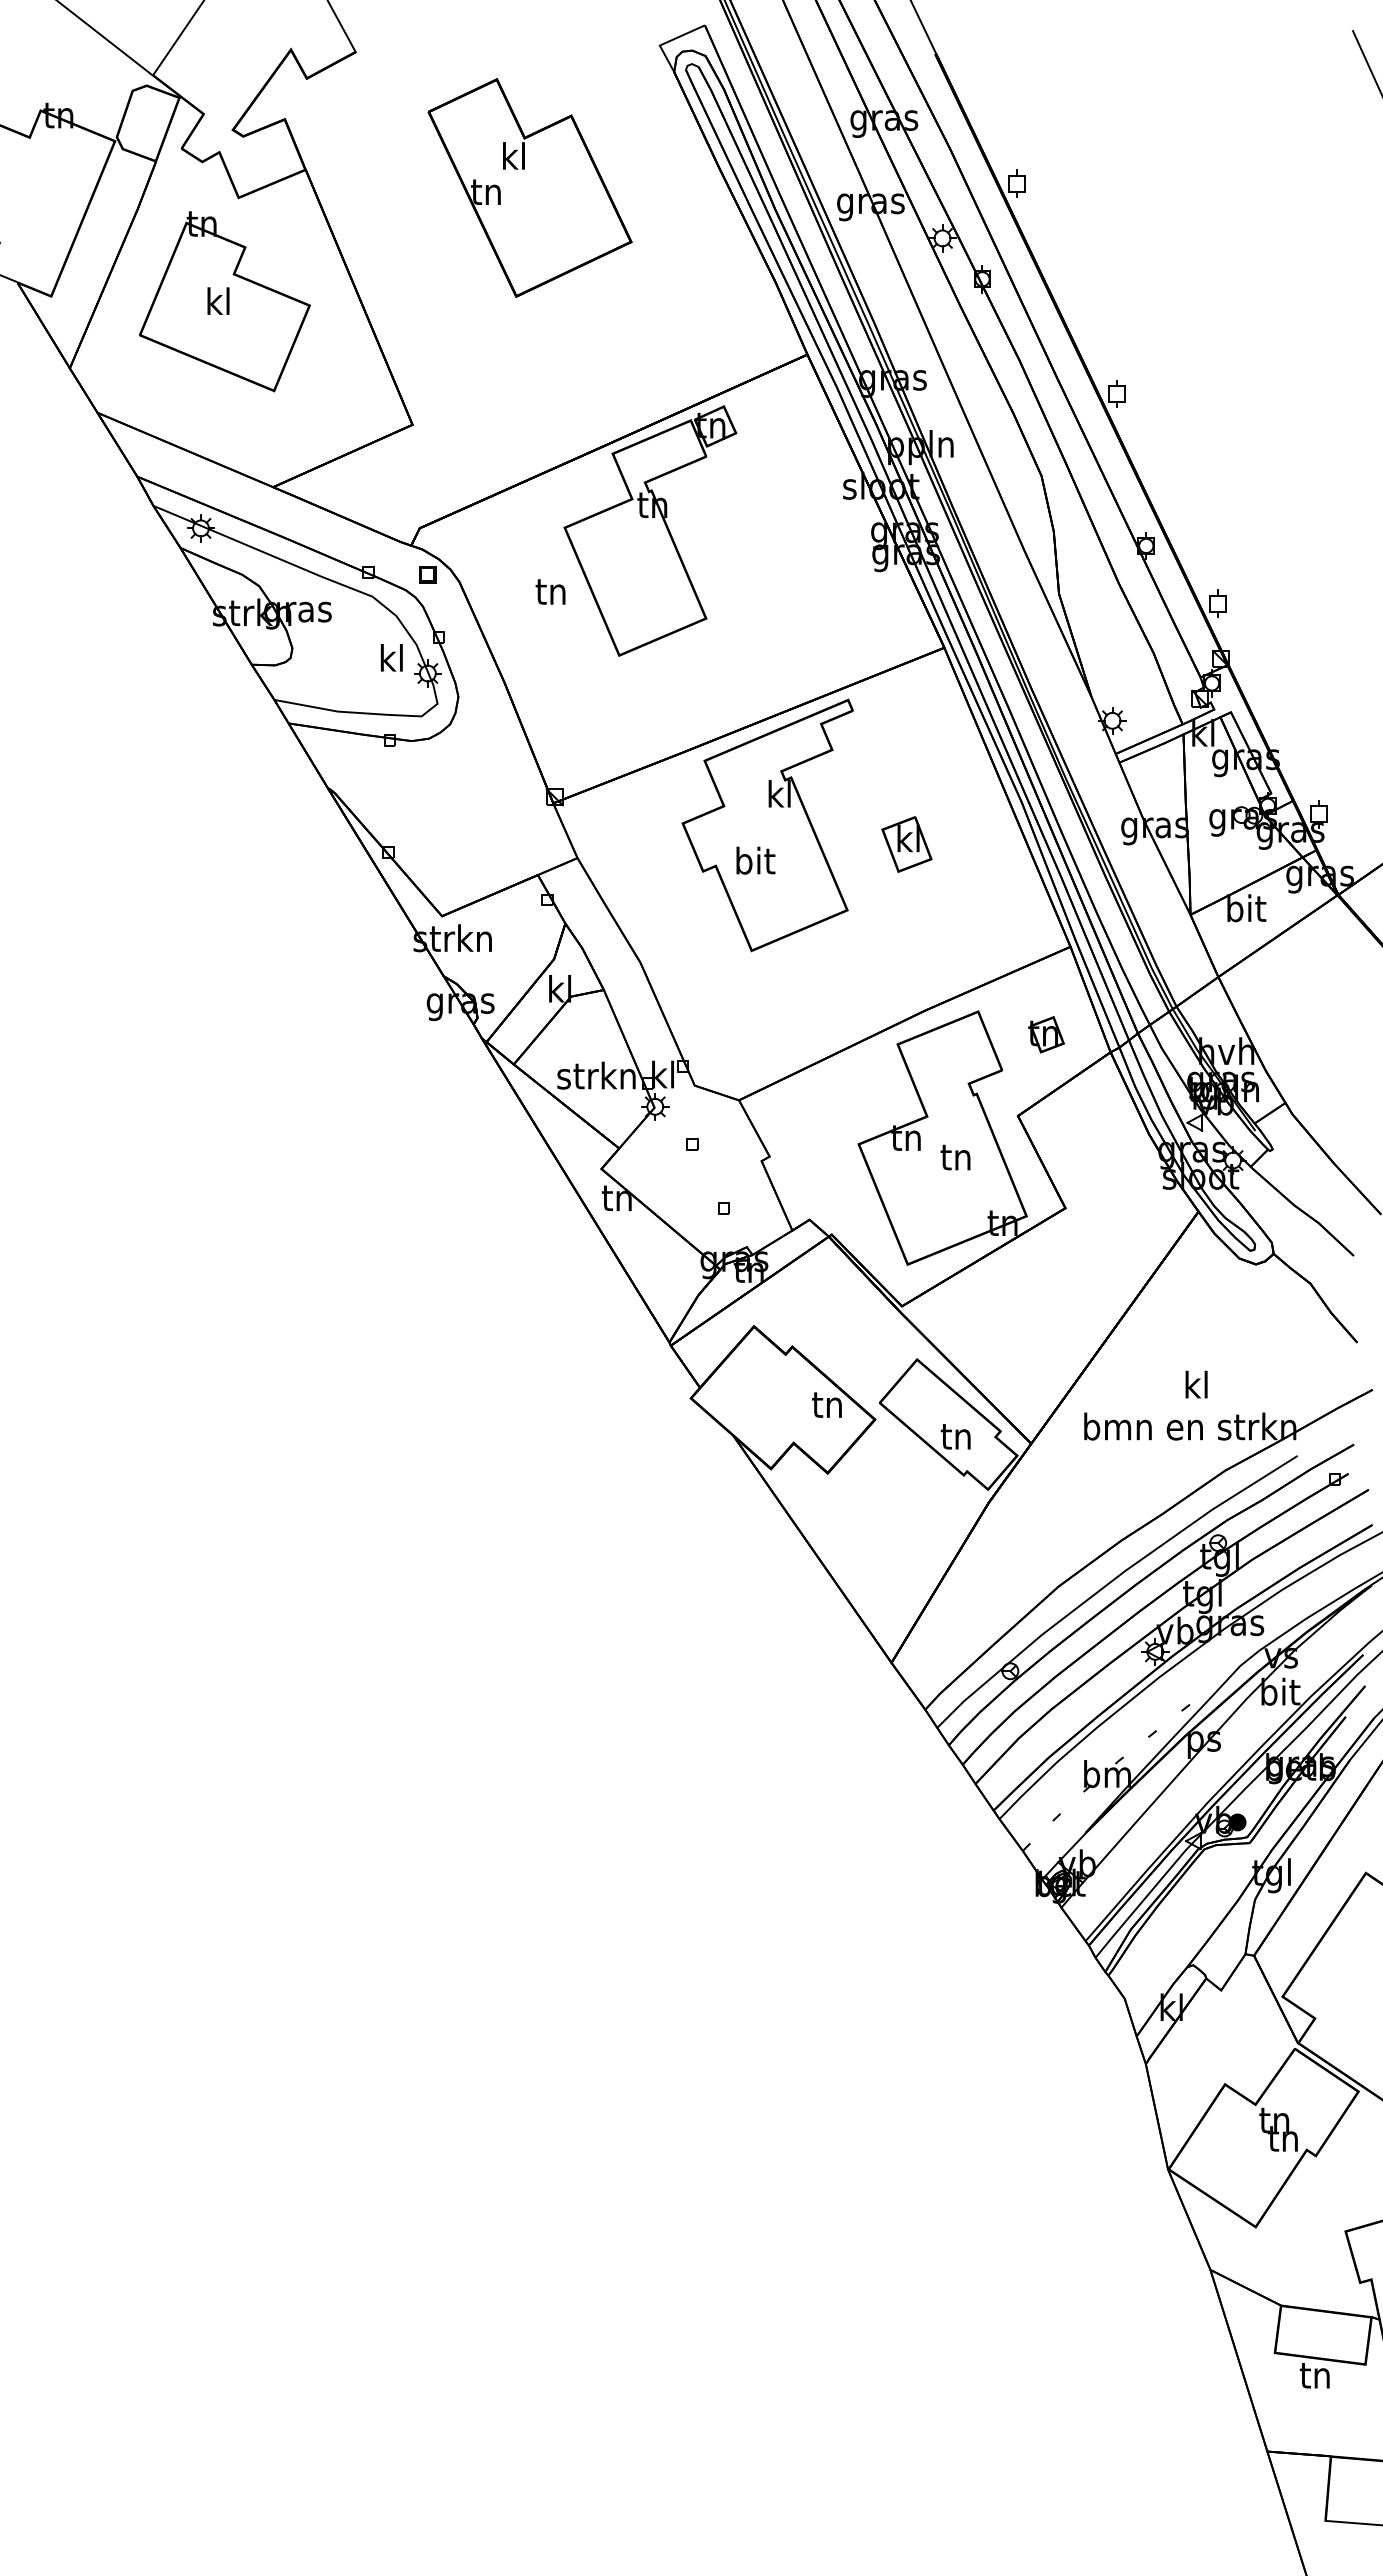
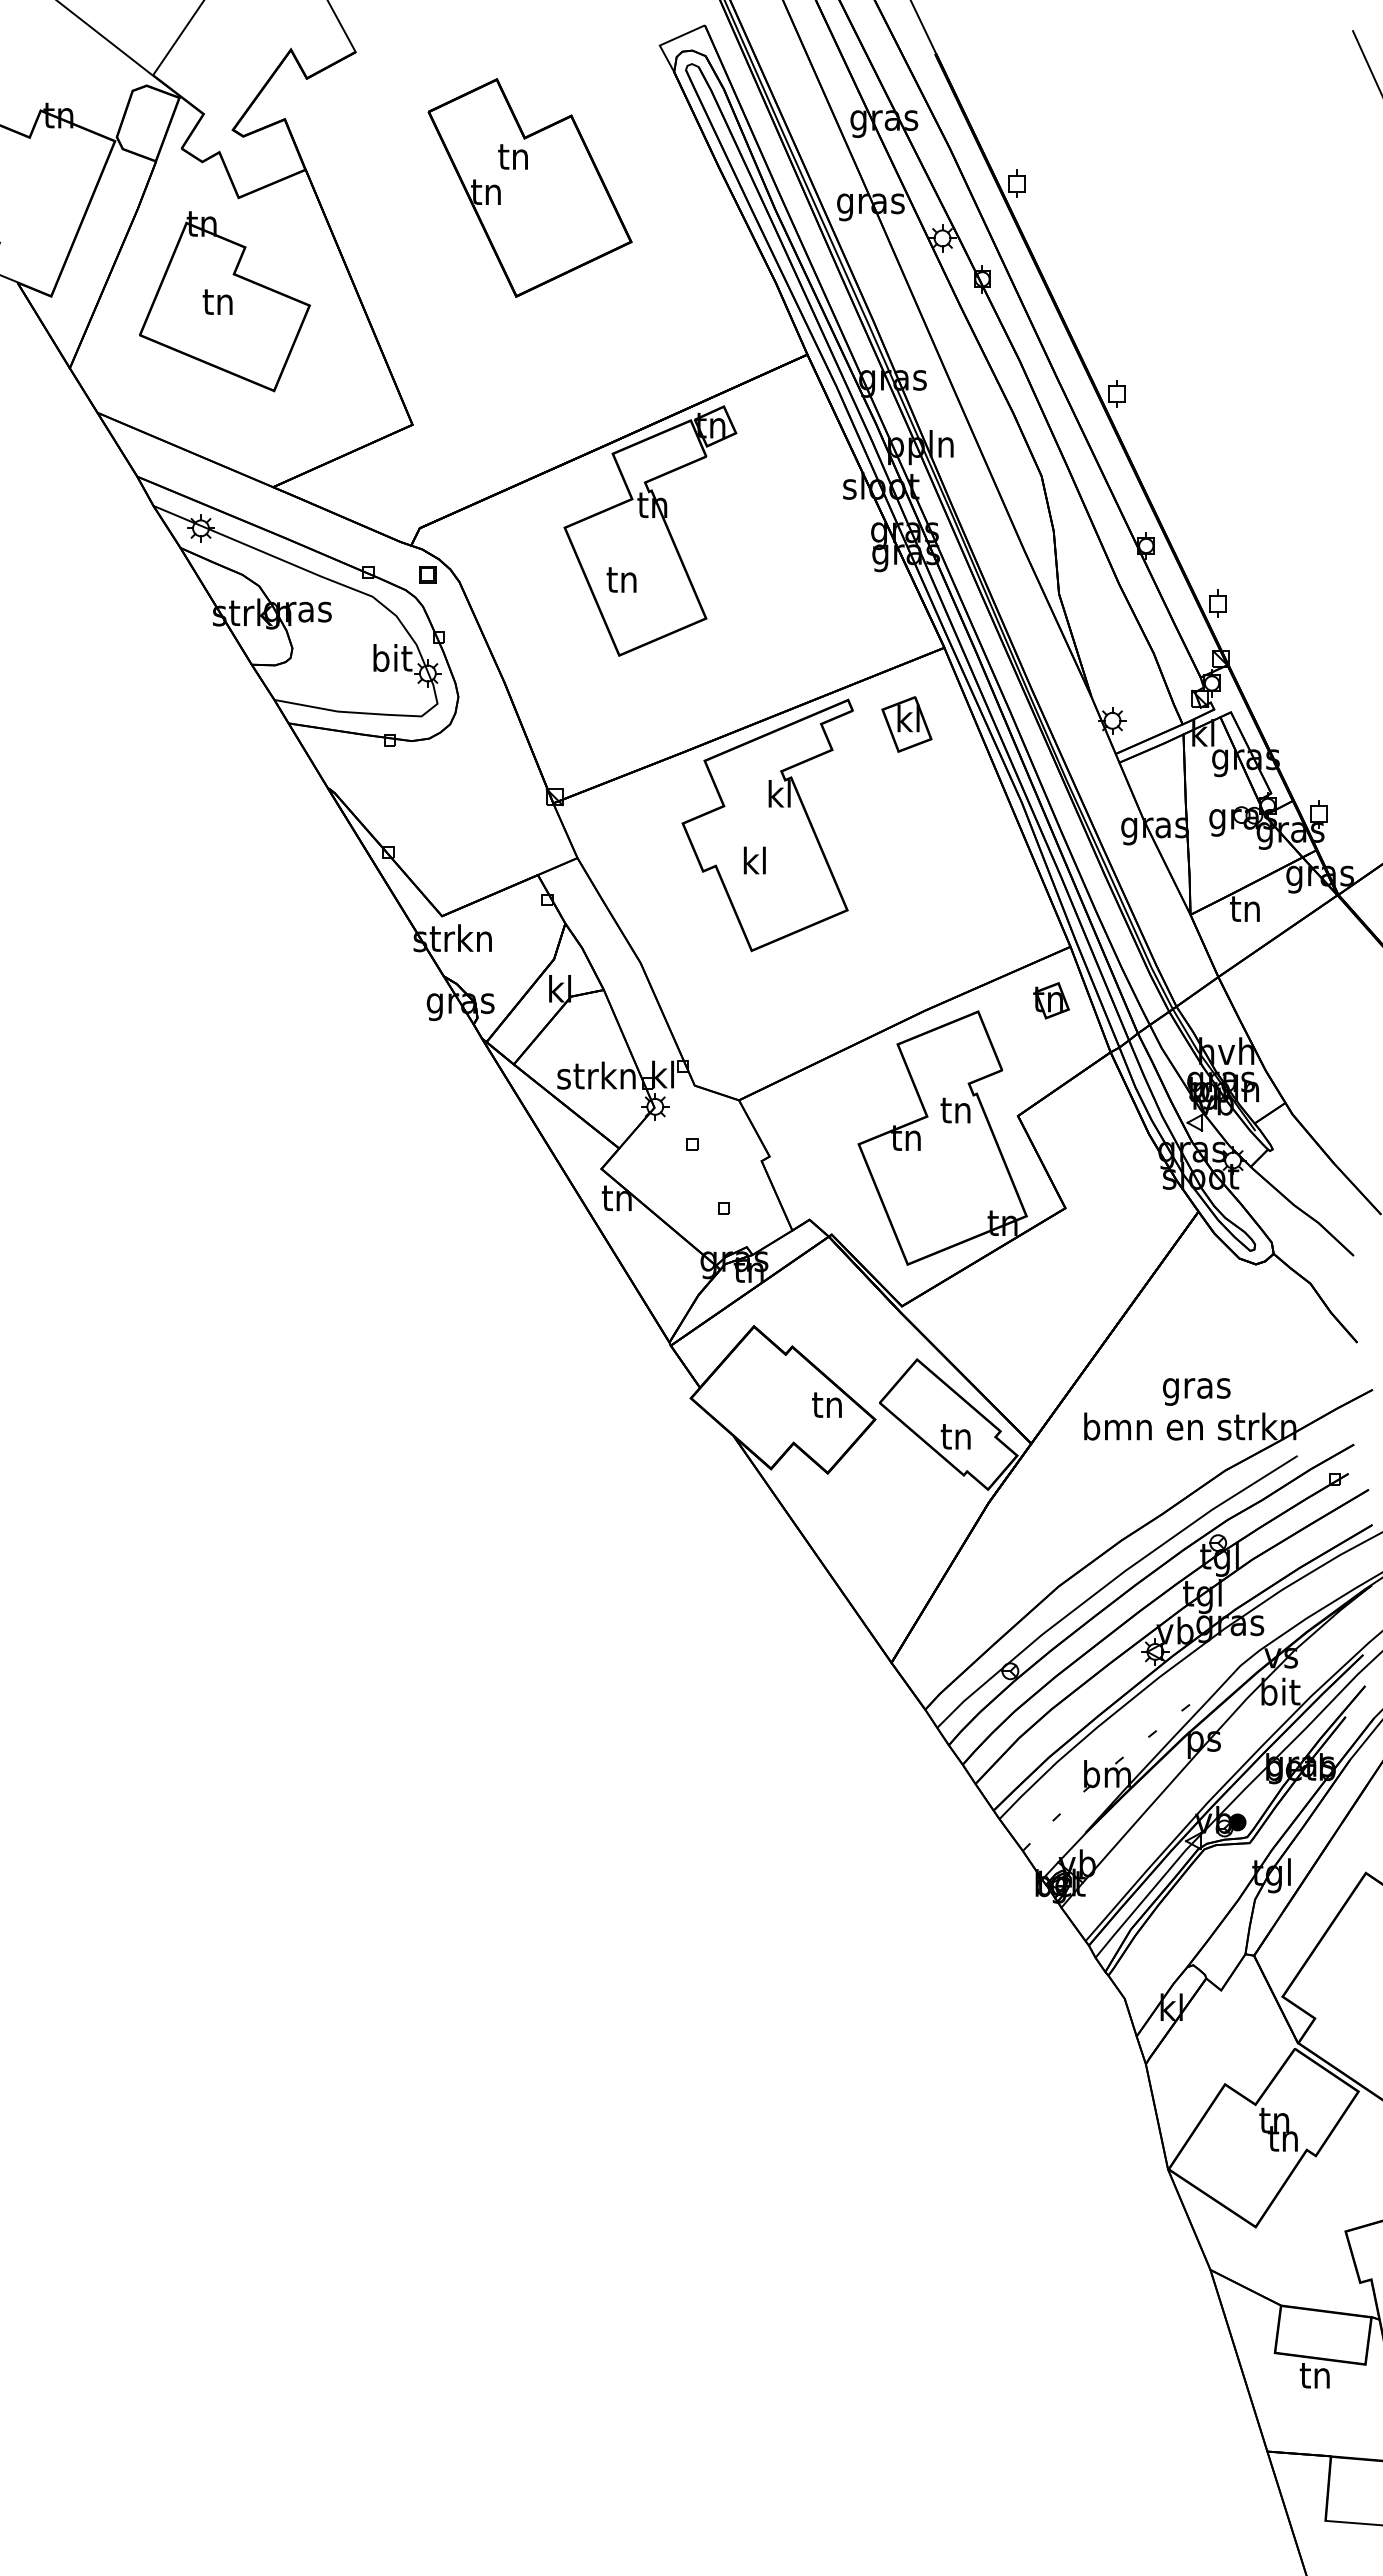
text: kl -> tn (512, 155)
text: kl -> tn (217, 300)
text position: (550, 591) -> (621, 579) (621, 579)
text: kl -> bit (392, 657)
part position: (906, 844) -> (906, 724) (906, 724)
text: bit -> kl (755, 860)
text: bit -> tn (1246, 908)
part position: (1046, 1034) -> (1051, 1000) (1051, 1000)
text position: (955, 1157) -> (955, 1110) (955, 1110)
text: kl -> gras (1196, 1387)
